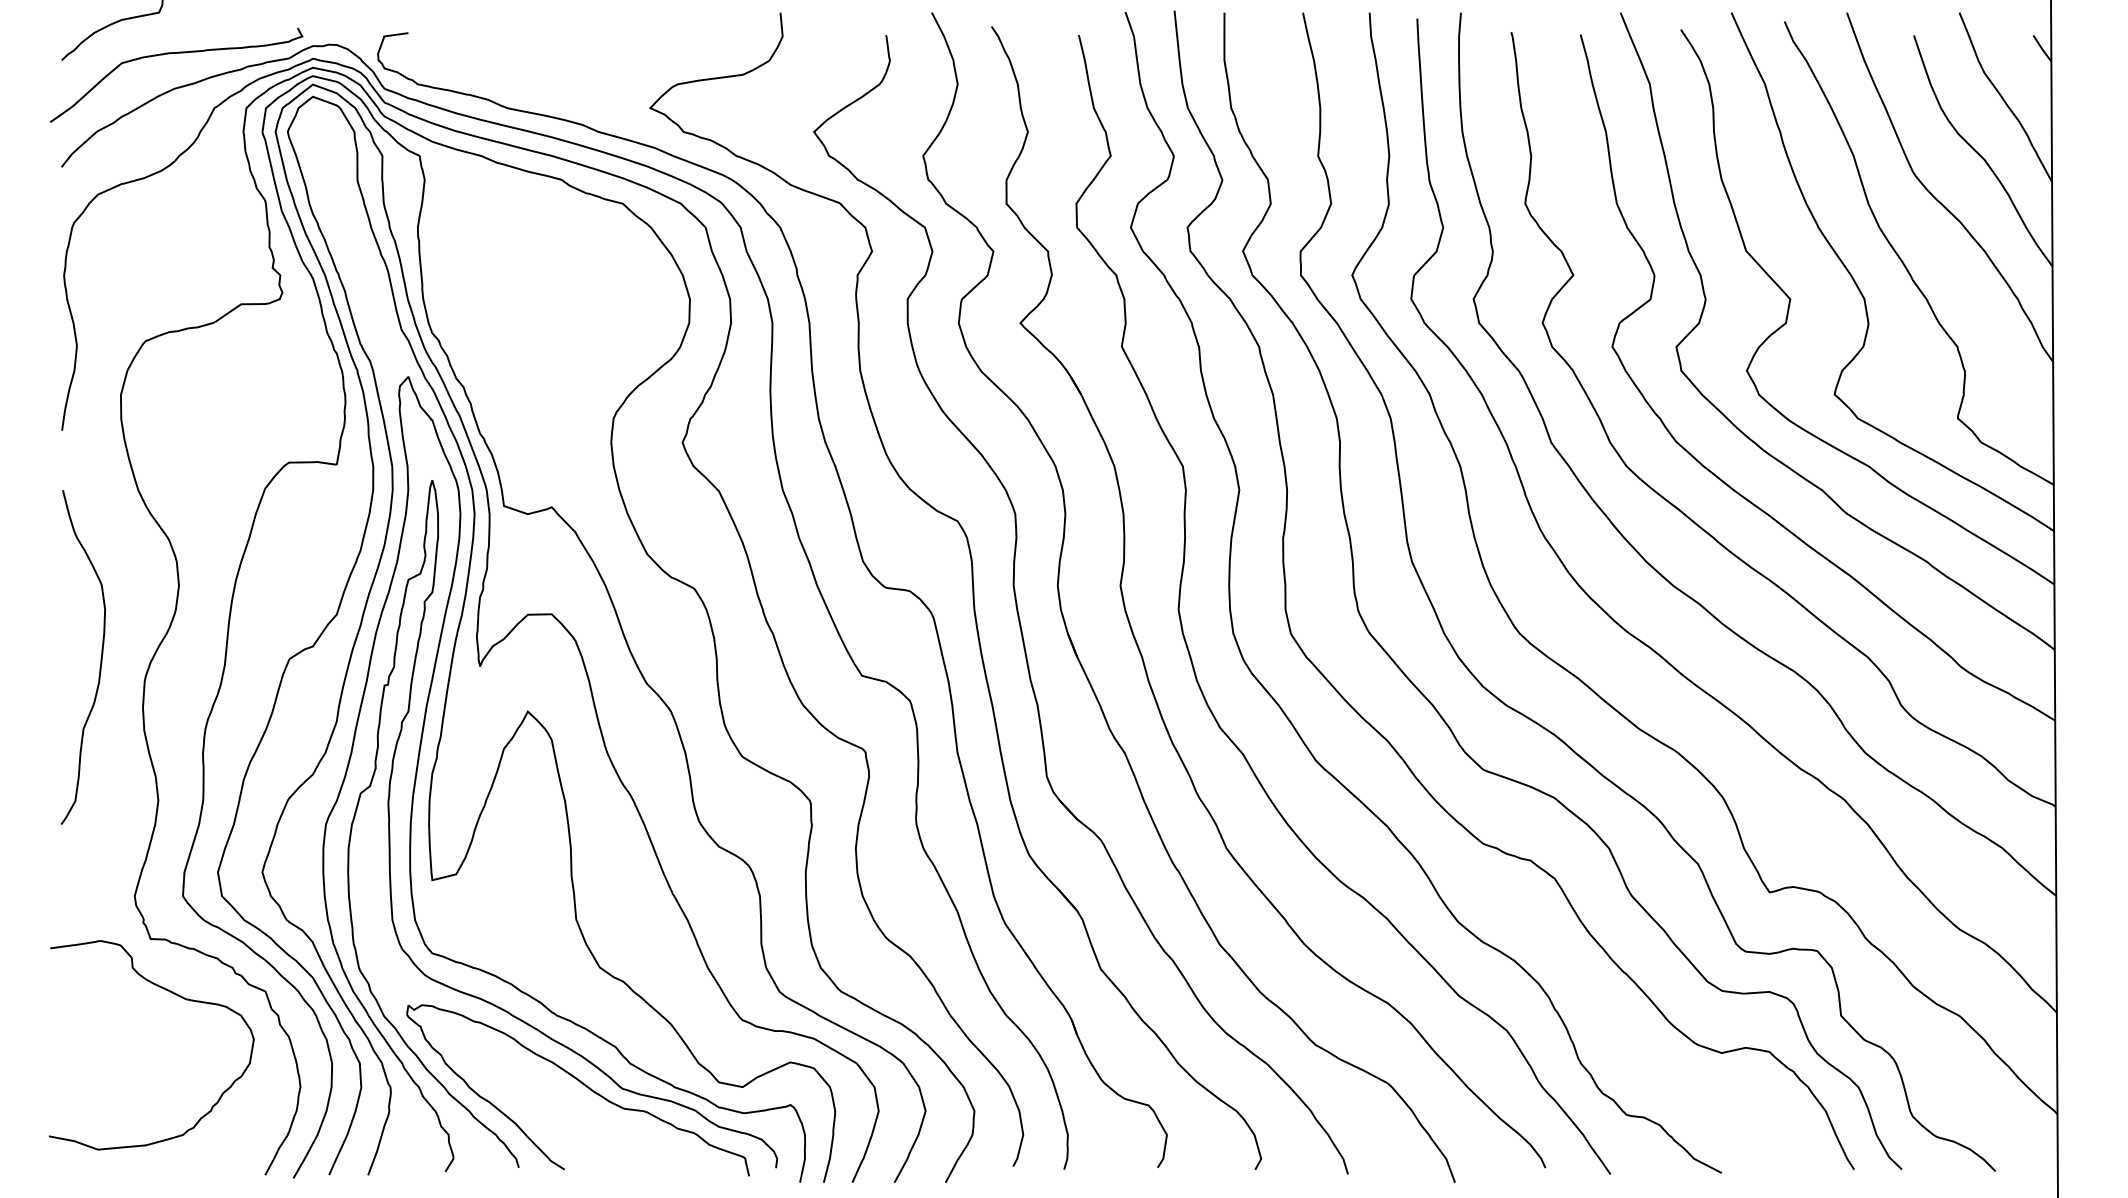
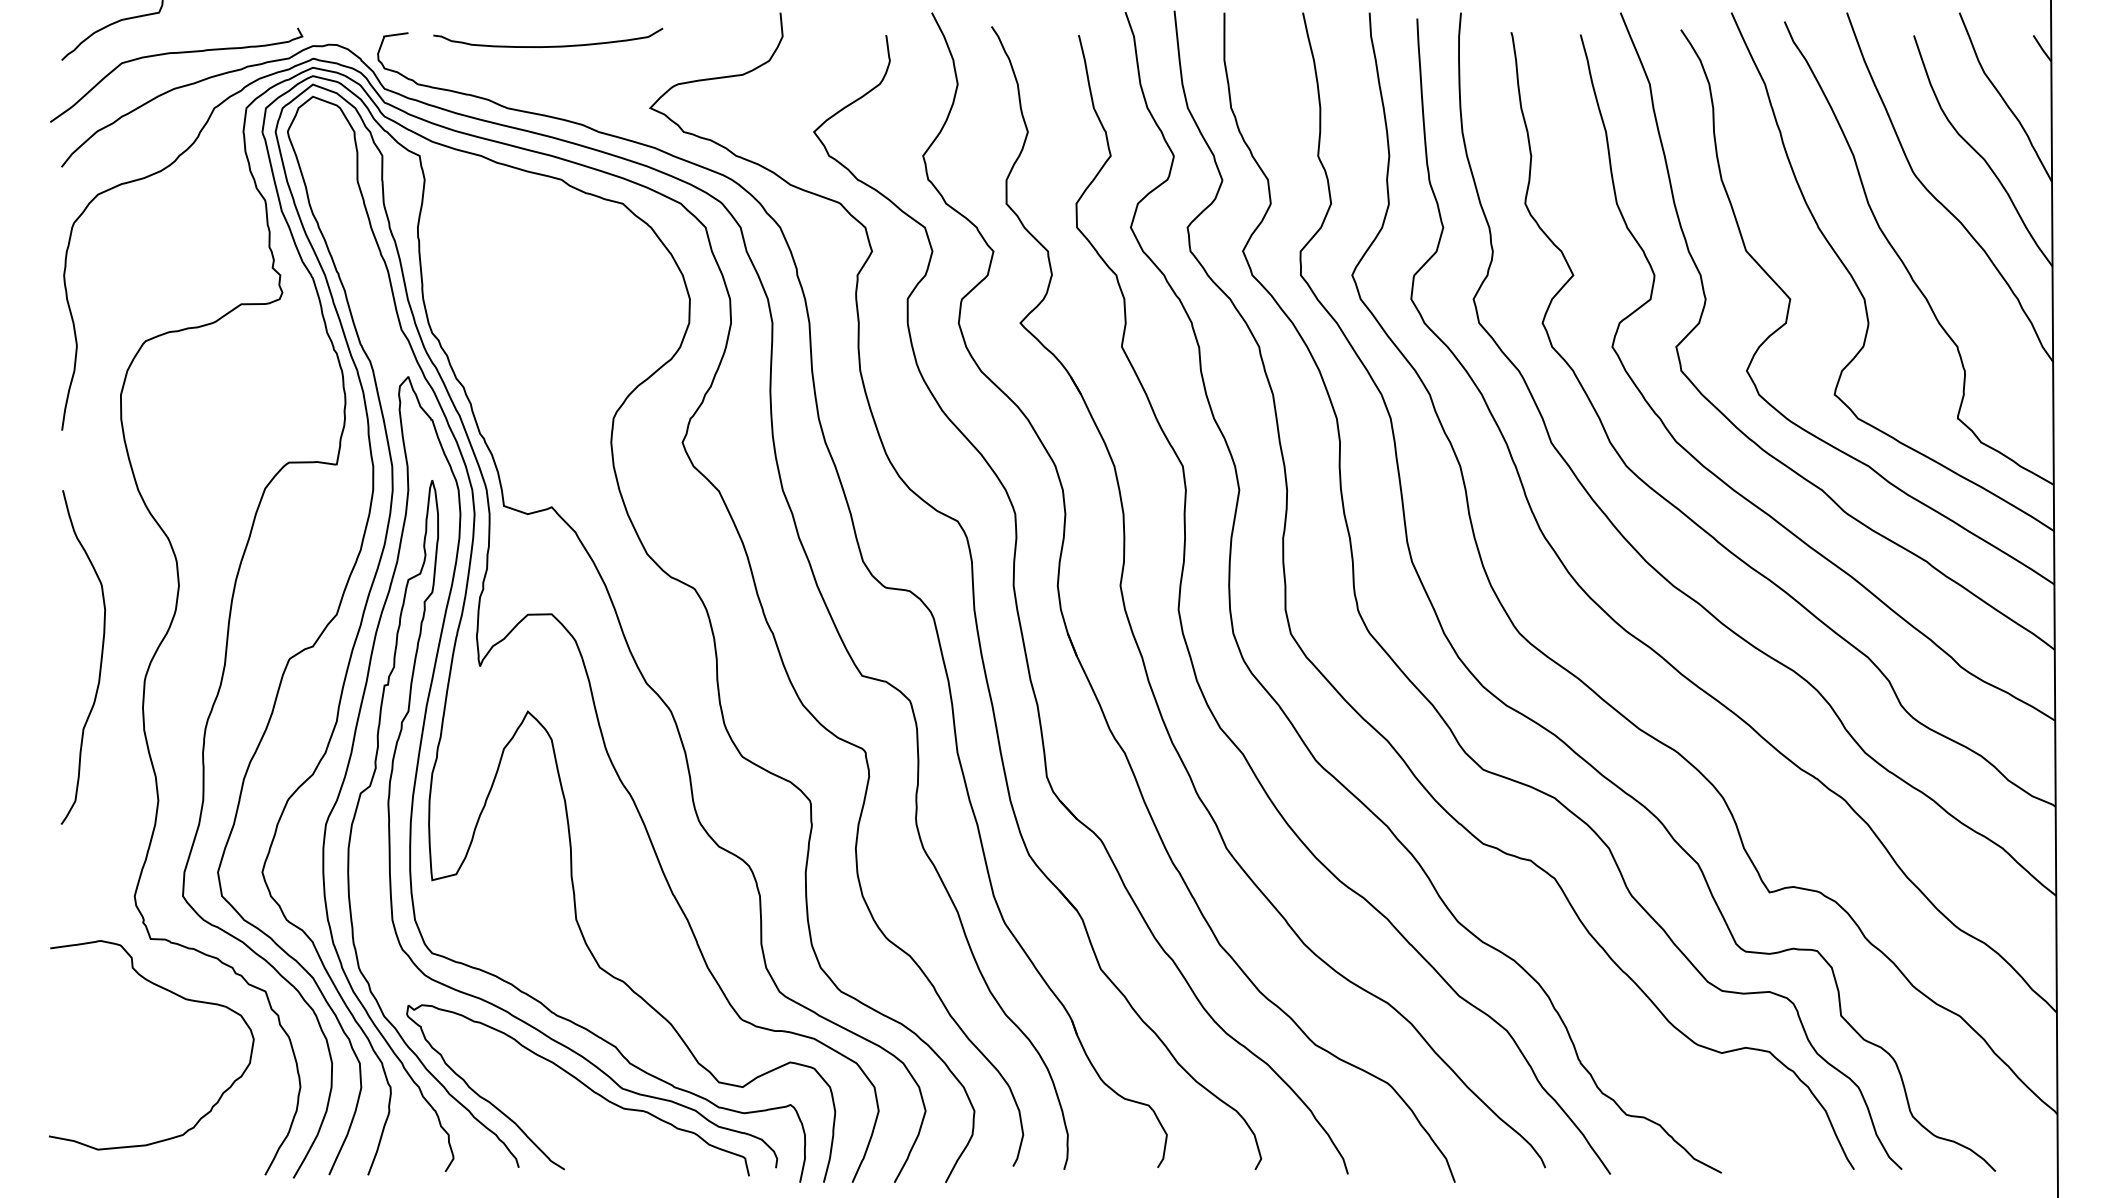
curve: none -> present (552, 45)
